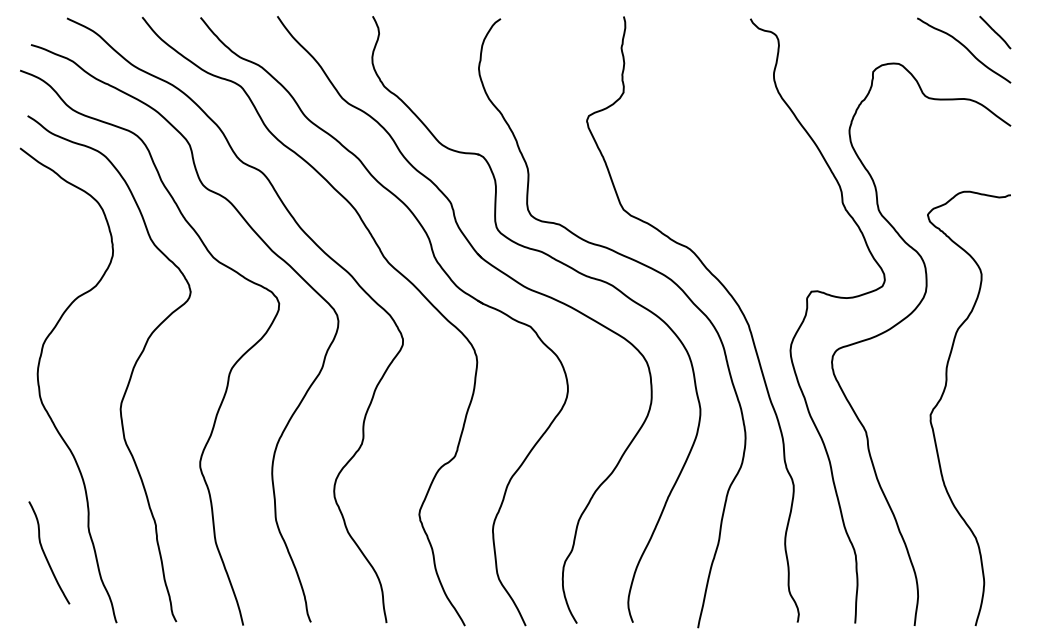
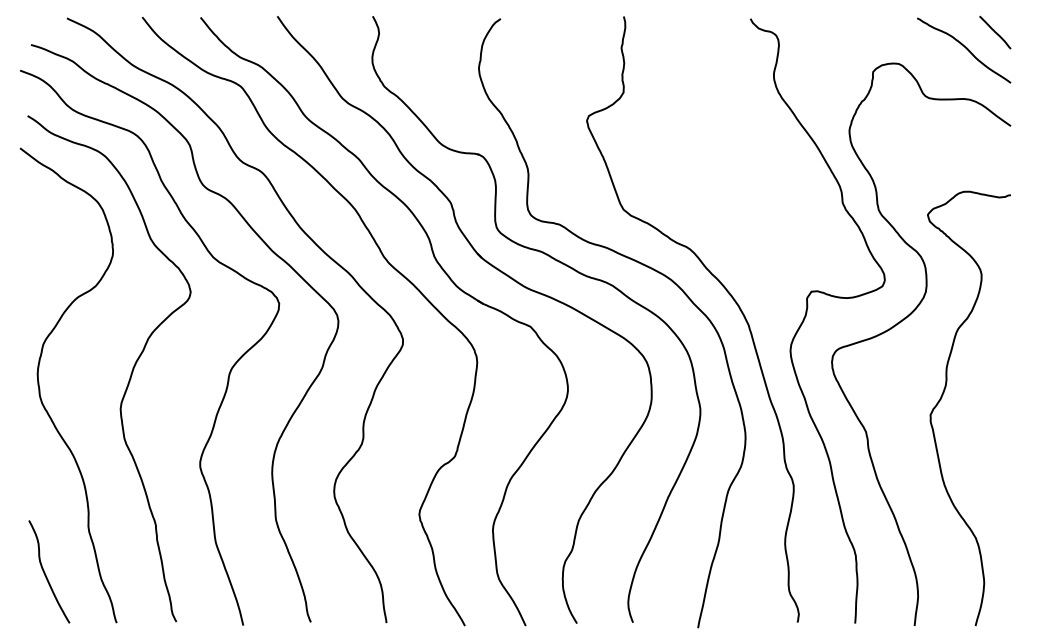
curve position: (45, 553) -> (45, 572) (45, 572)
